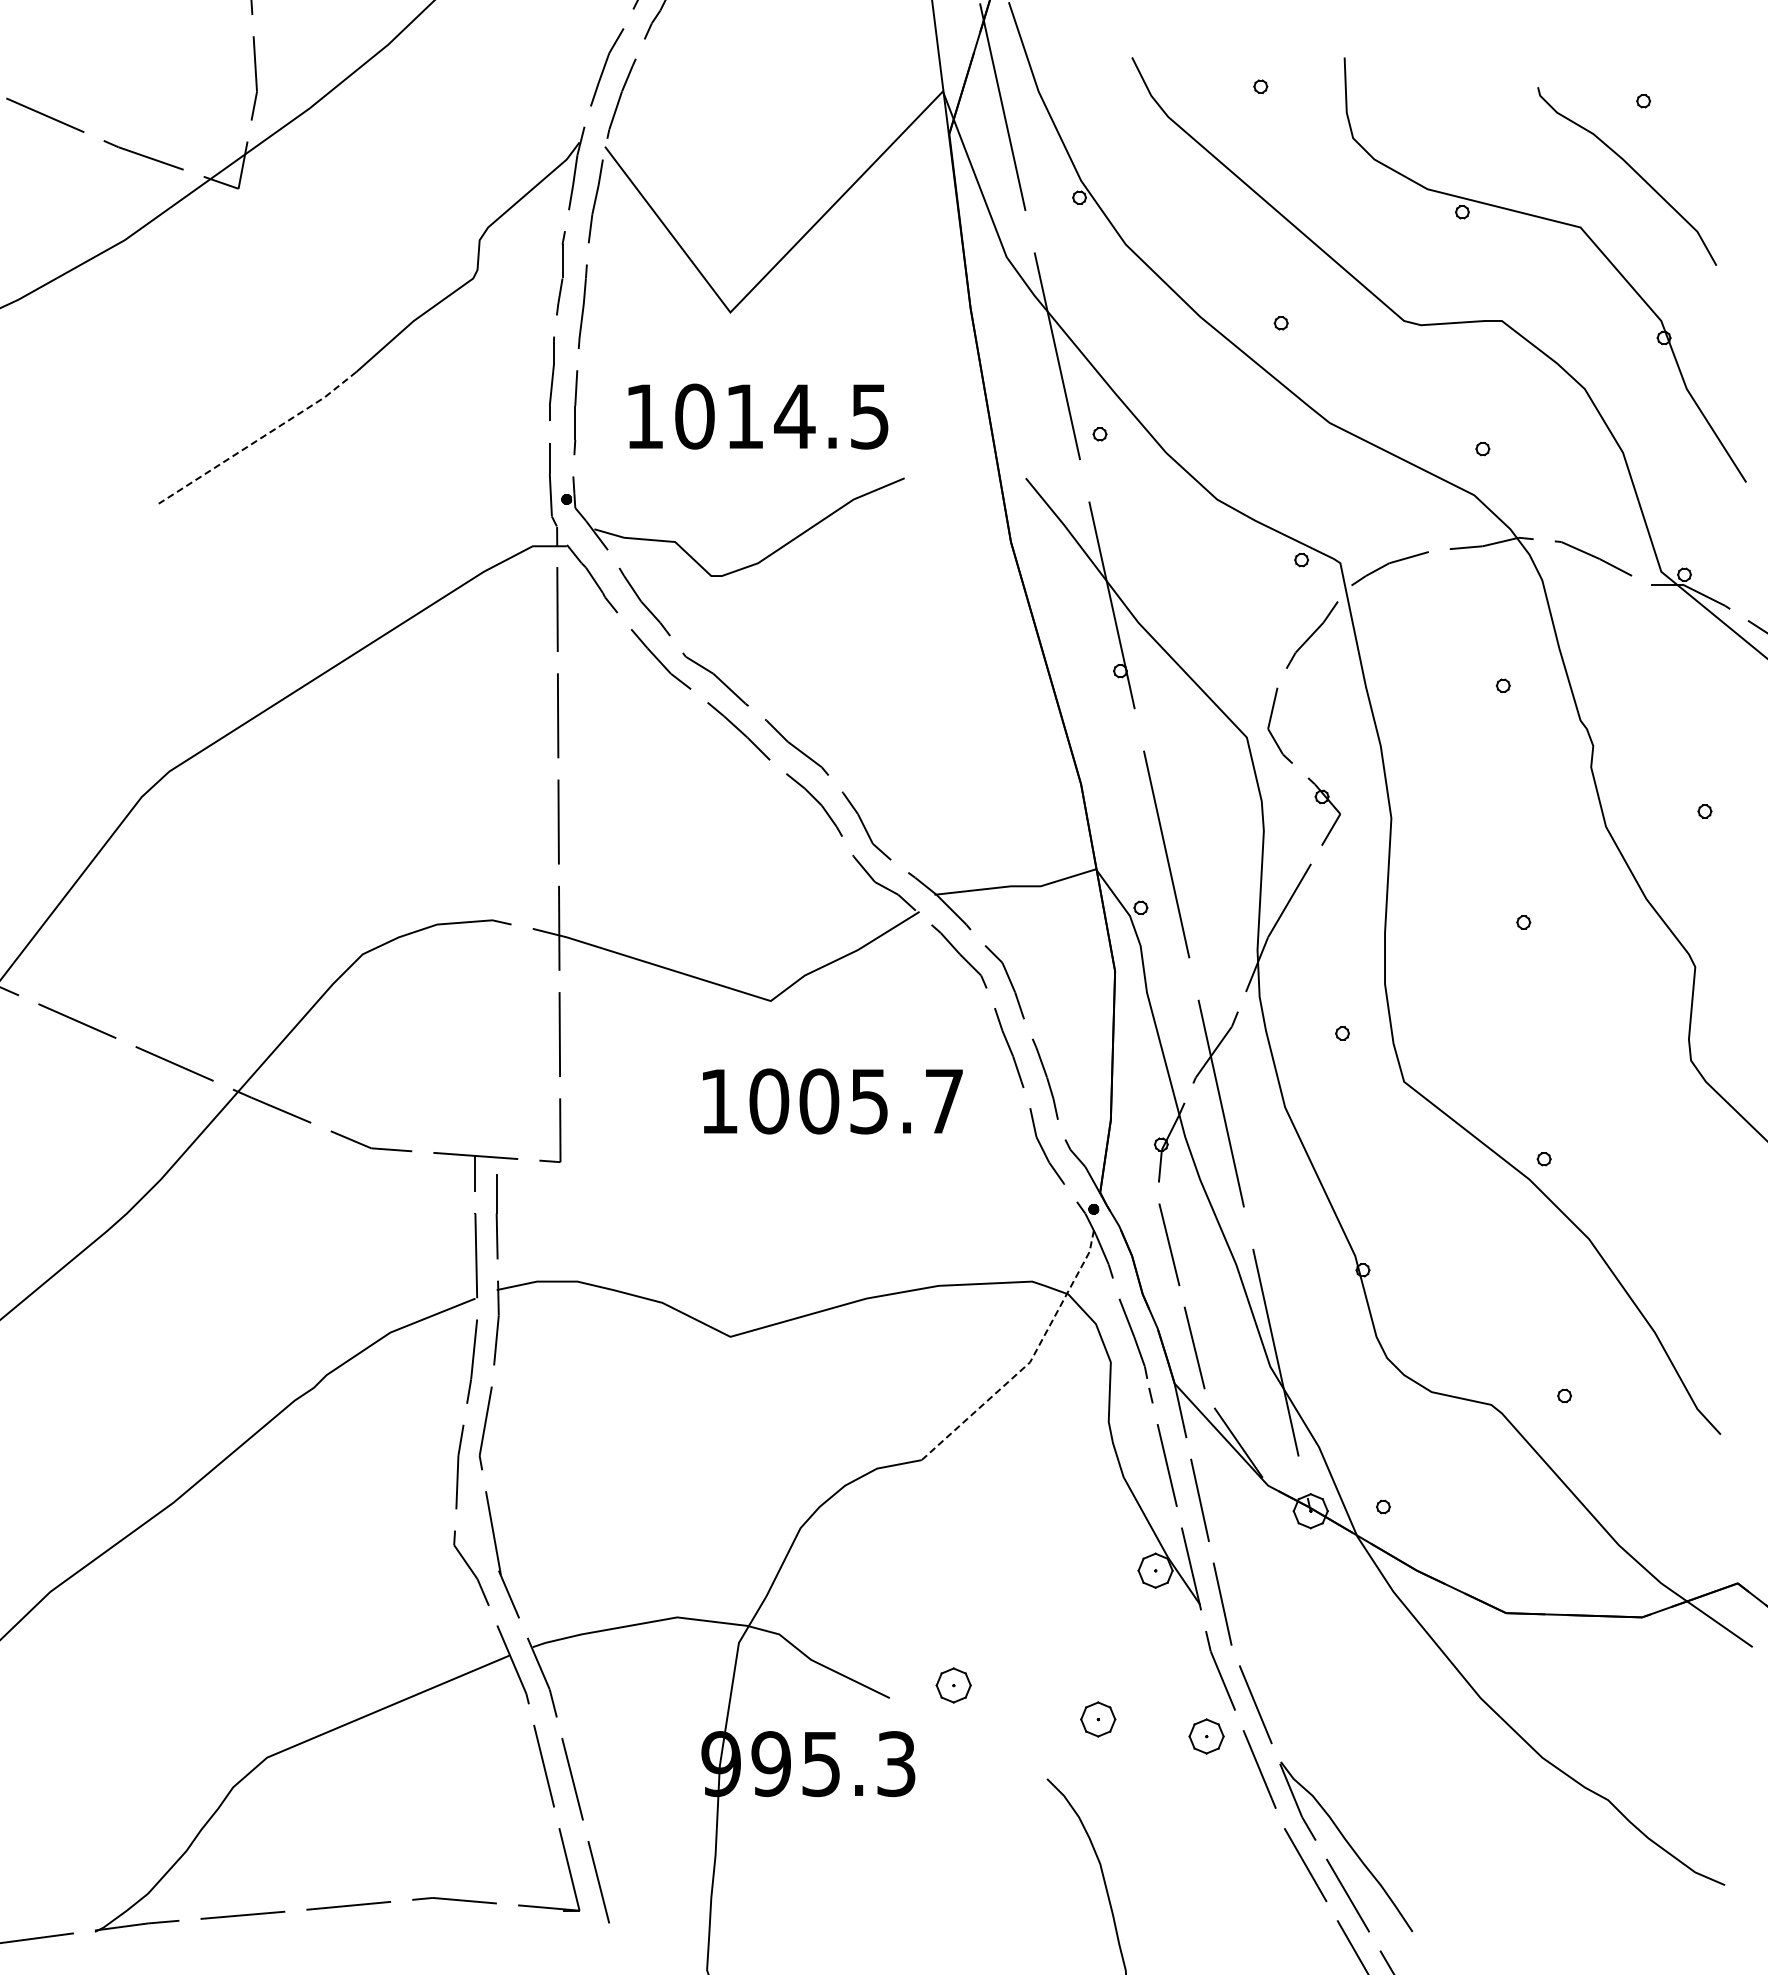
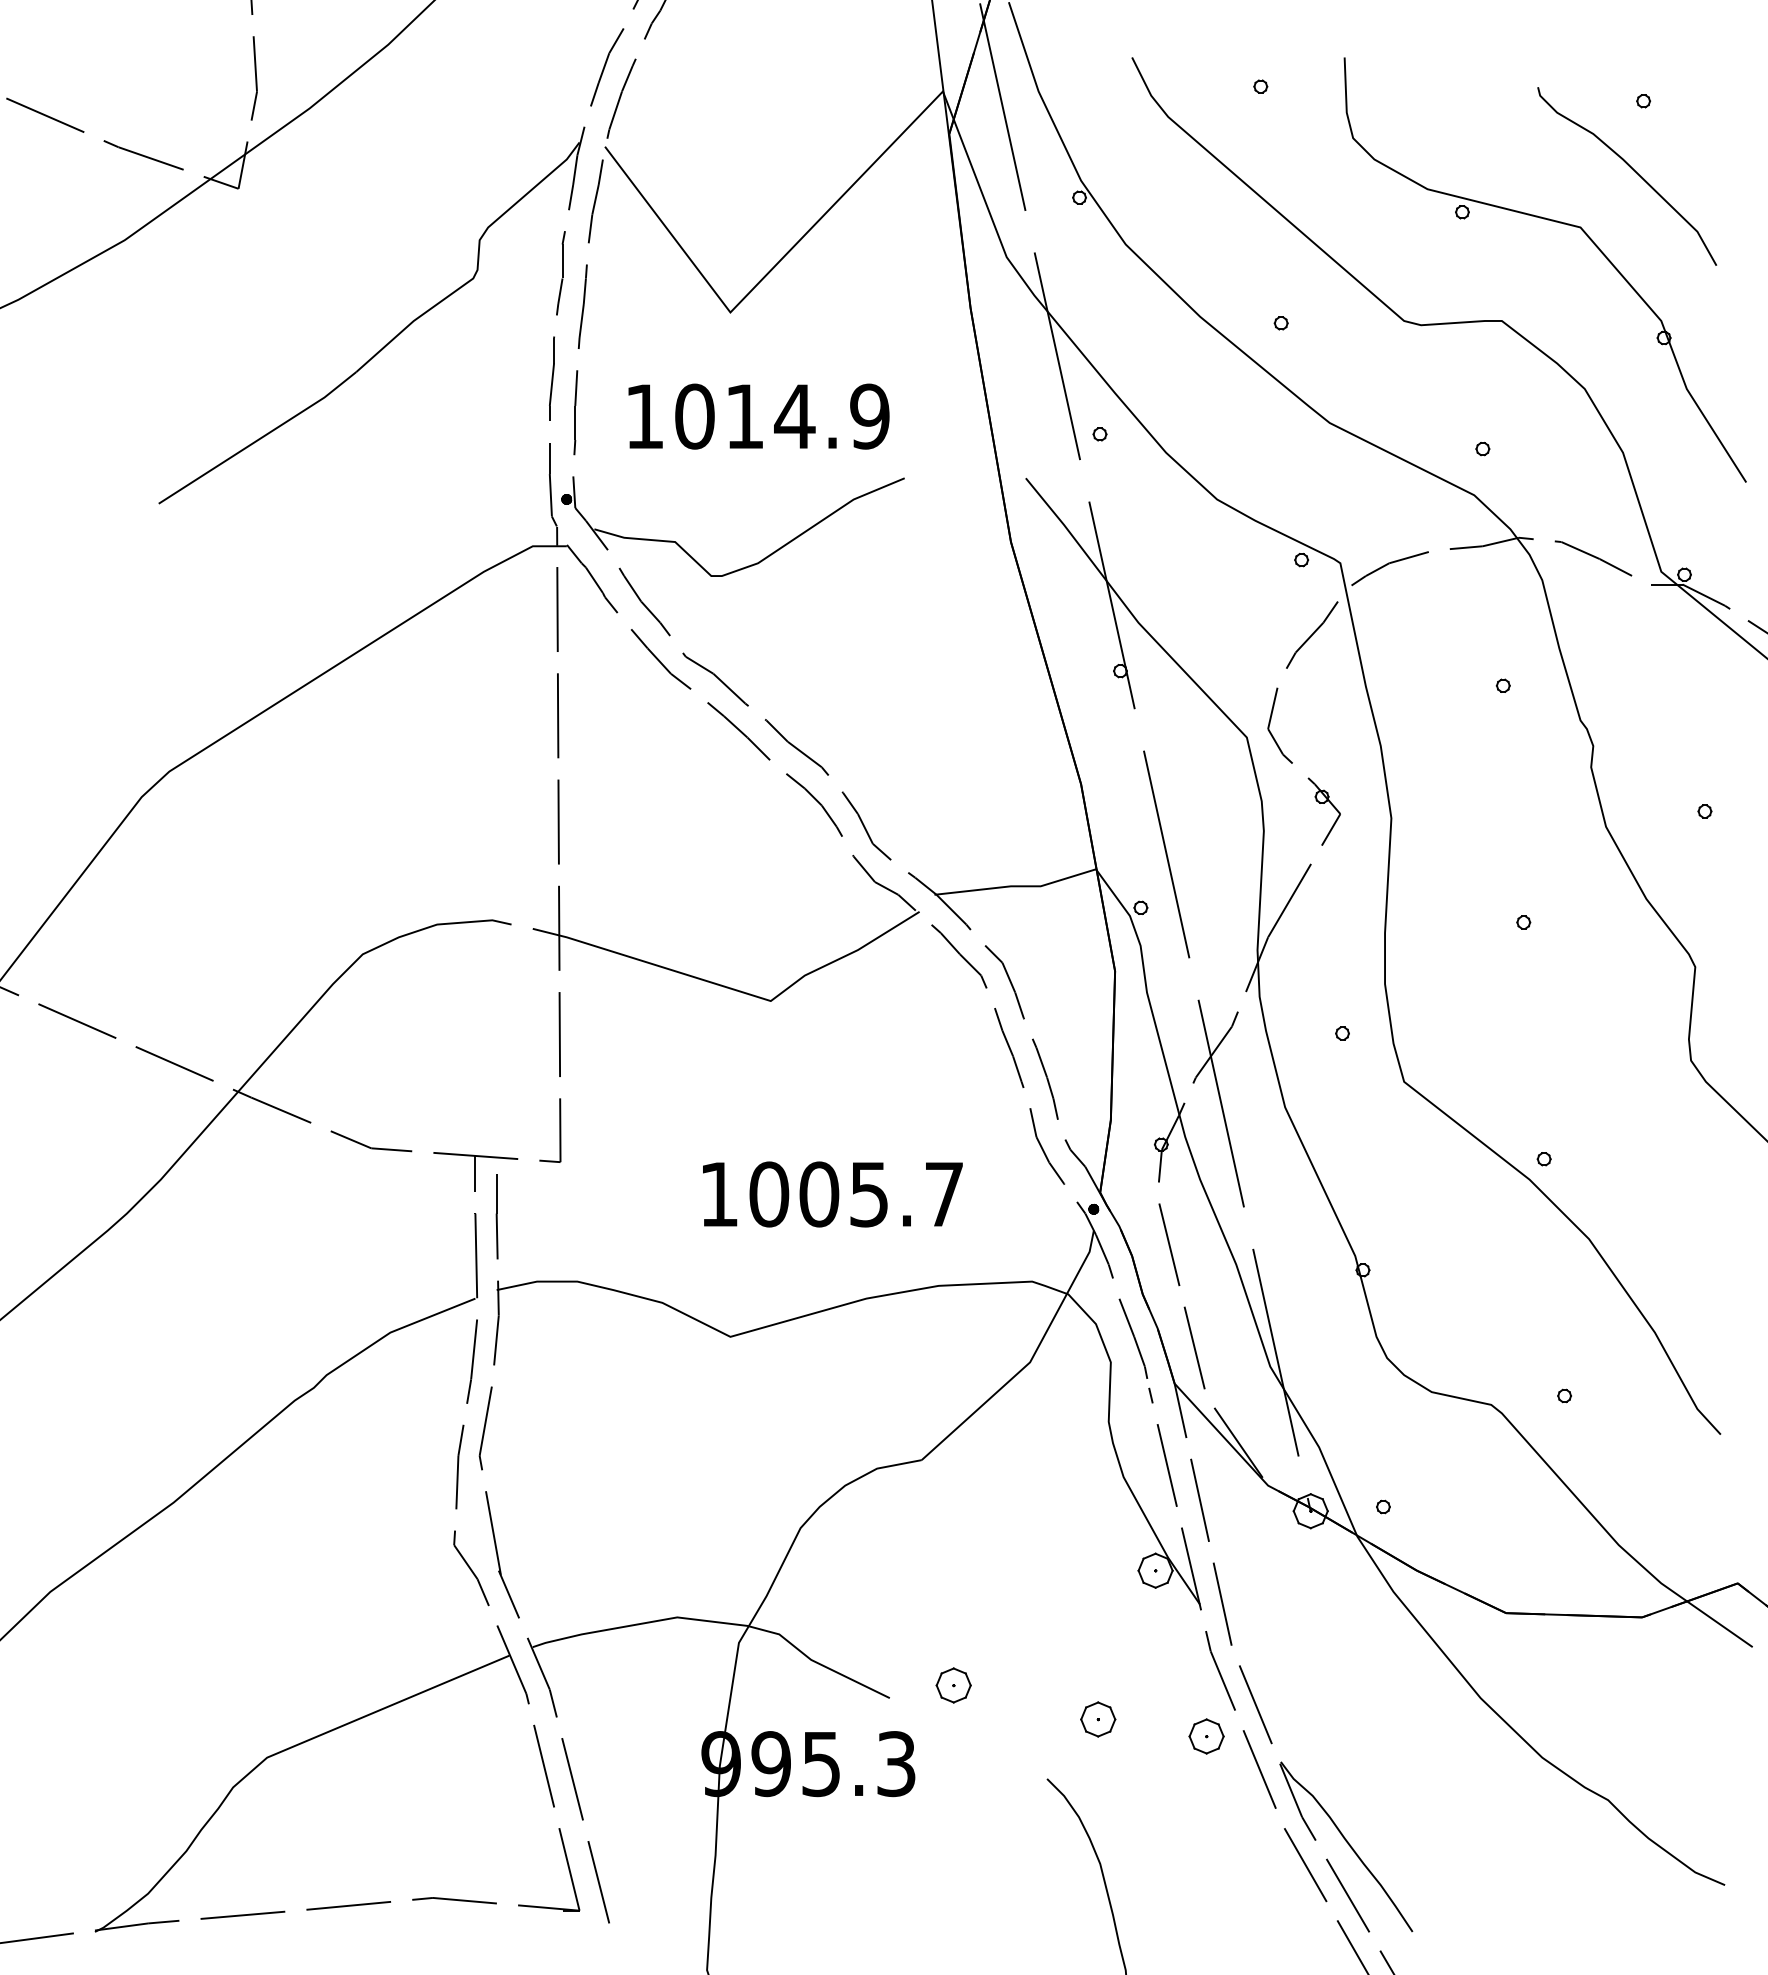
text: 1014.5 -> 1014.9 (869, 416)
line: dashed -> solid (258, 439)
text position: (832, 1101) -> (832, 1194) (832, 1194)
line: dashed -> solid (1030, 1361)
